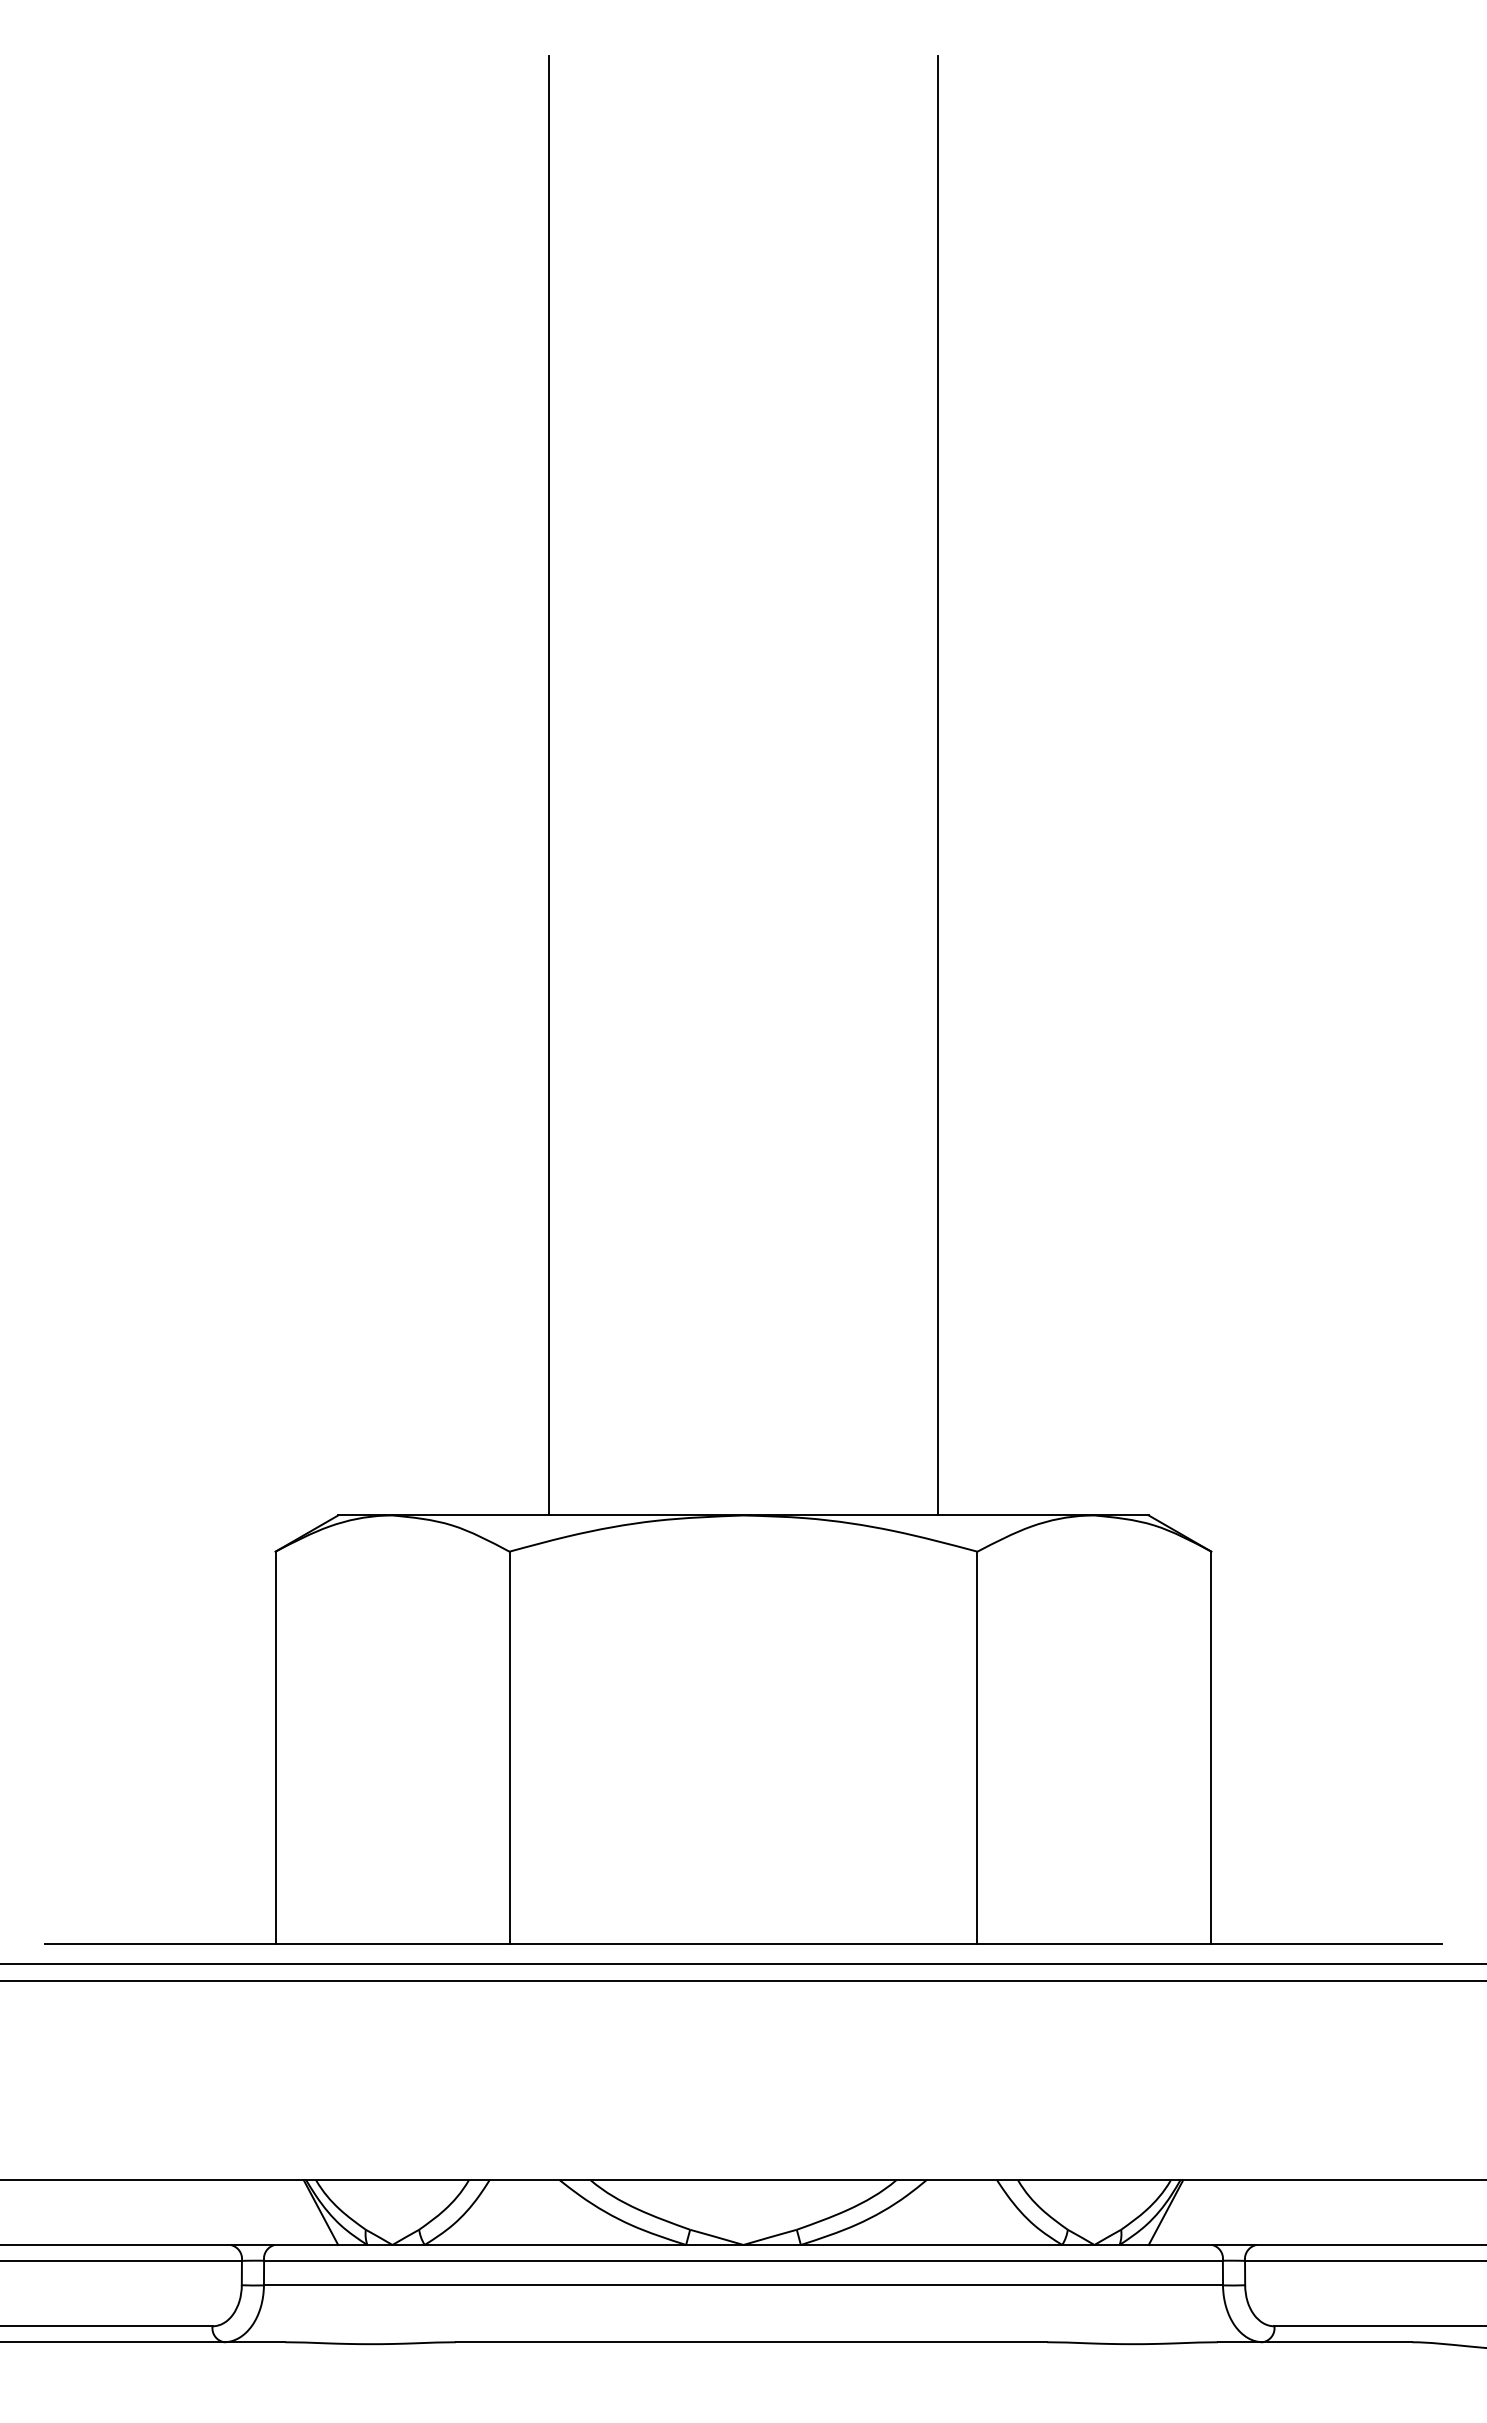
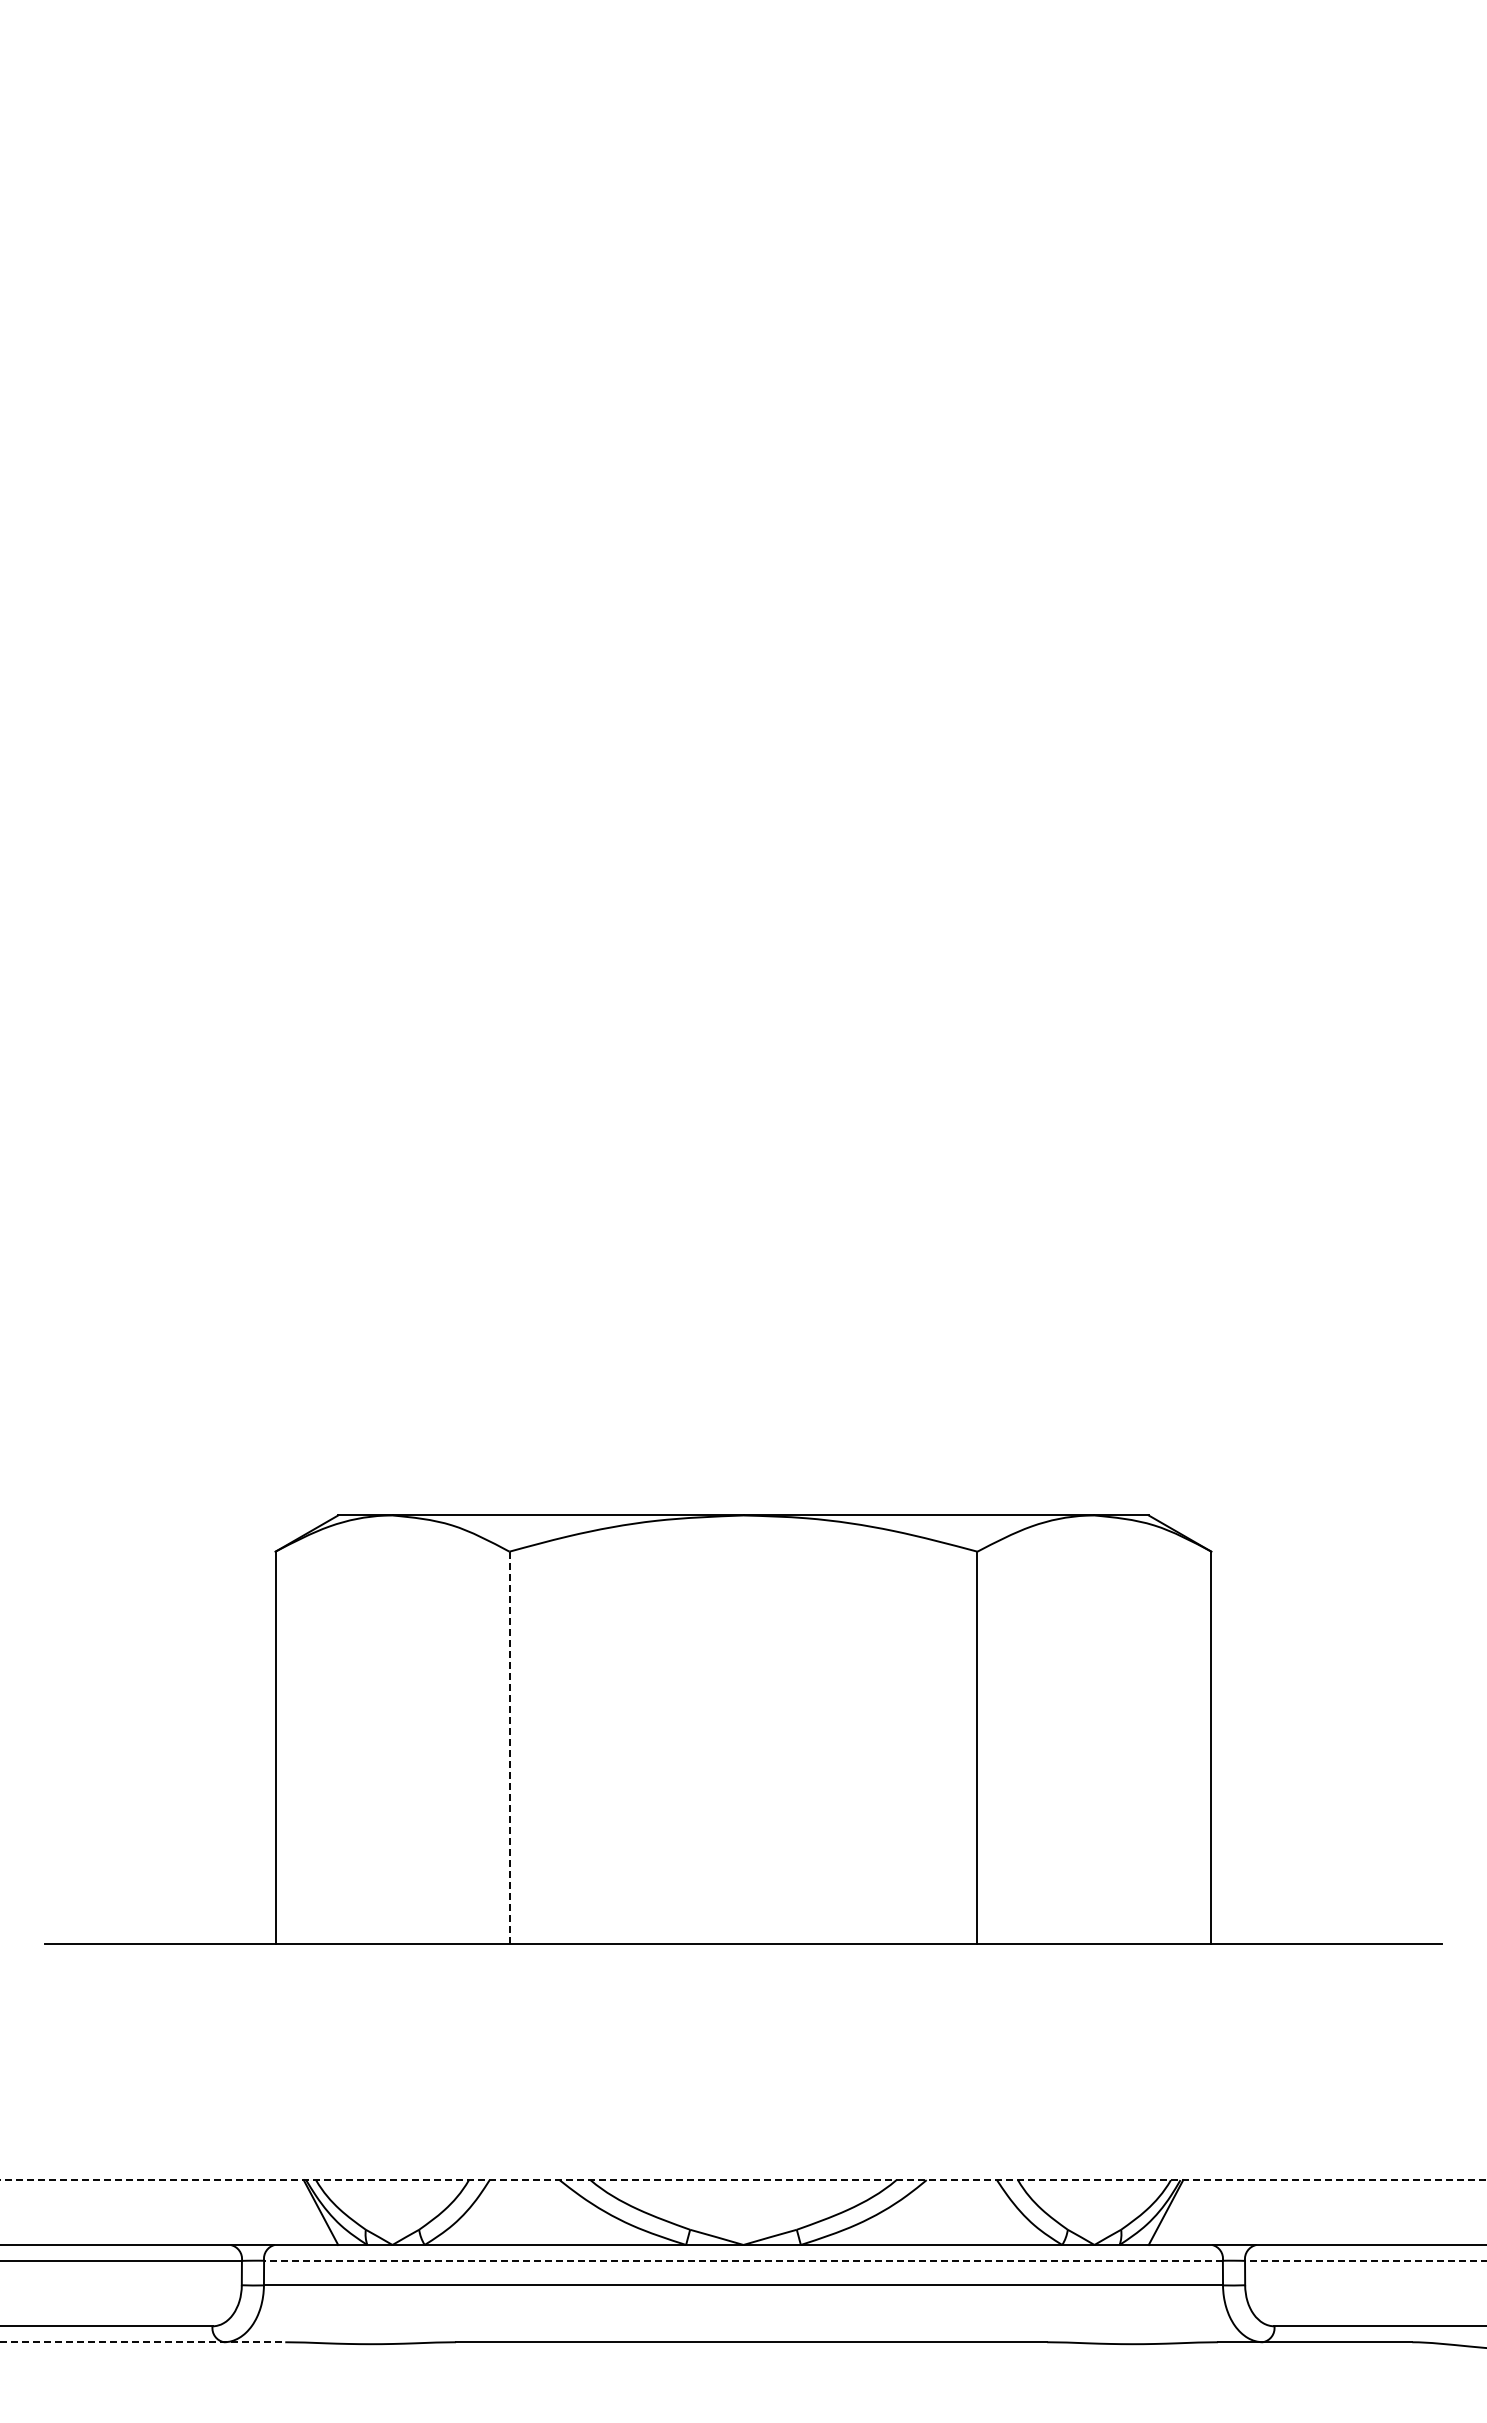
line: present -> none (548, 785)
line: present -> none (938, 785)
line: solid -> dashed (509, 1747)
line: present -> none (742, 1964)
line: present -> none (742, 1980)
line: solid -> dashed (743, 2180)
line: solid -> dashed (742, 2260)
line: solid -> dashed (1365, 2260)
line: solid -> dashed (143, 2342)
